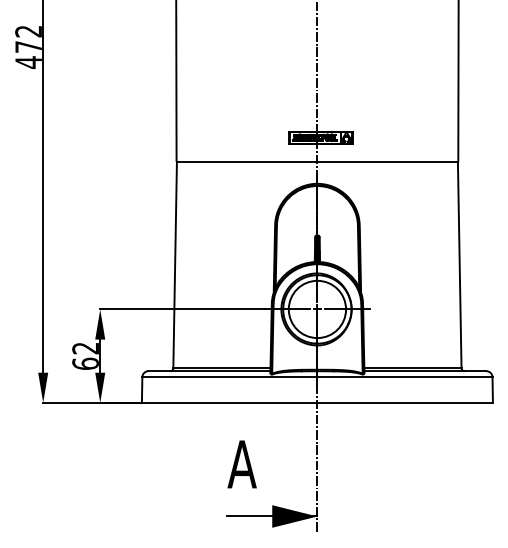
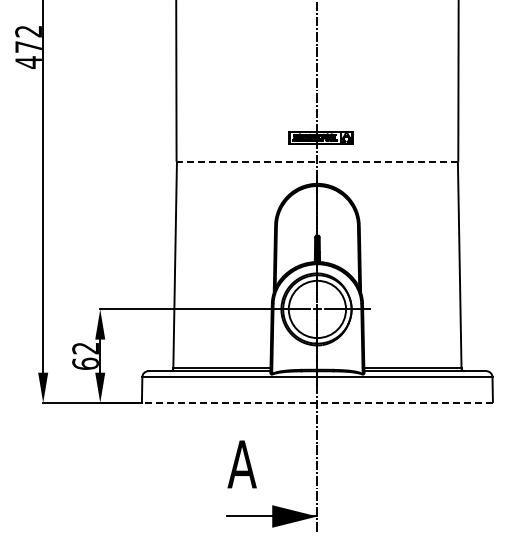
line: solid -> dashed (317, 161)
line: solid -> dashed (317, 402)
